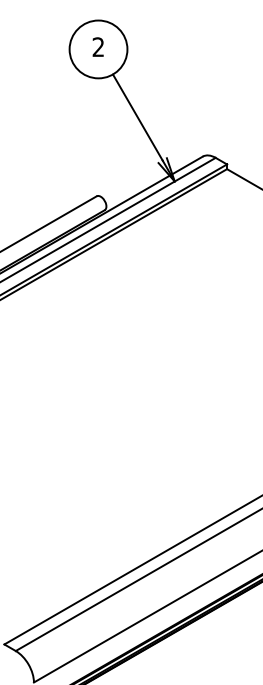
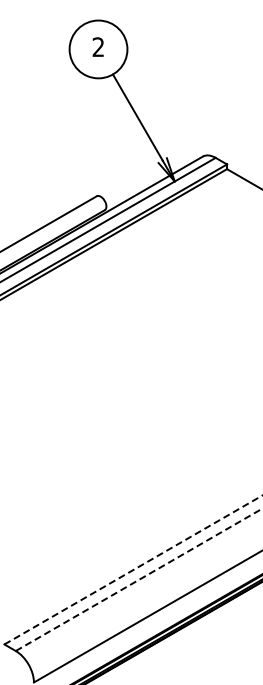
line: solid -> dashed (133, 570)
line: solid -> dashed (139, 579)
